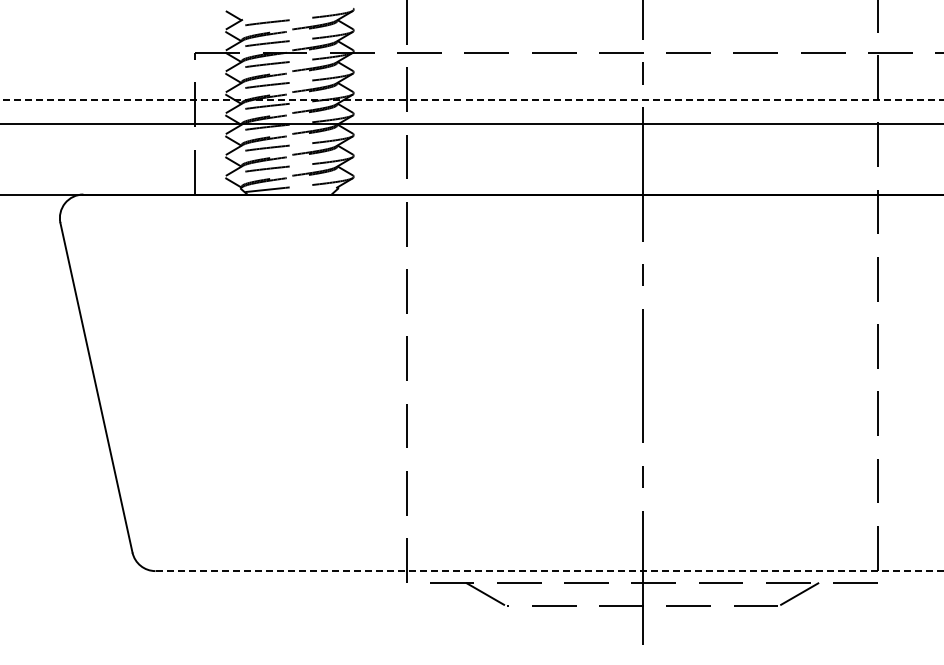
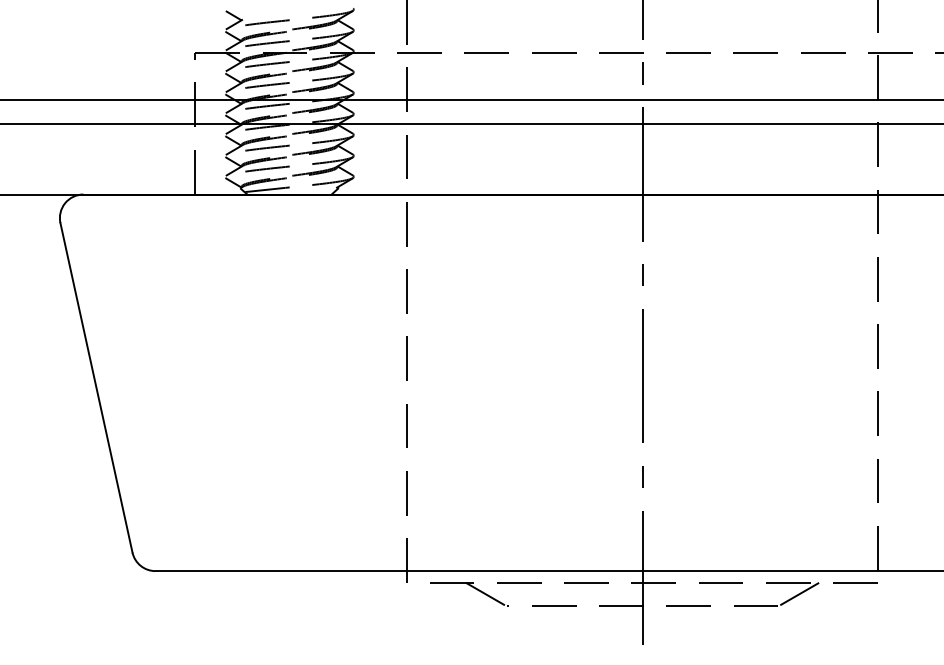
line: dashed -> solid (472, 100)
line: dashed -> solid (550, 571)
